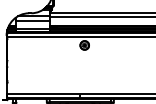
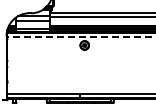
line: solid -> dashed (81, 37)
